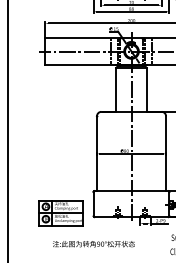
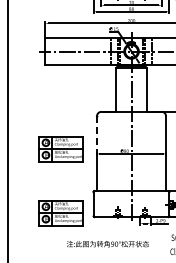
line: solid -> dashed (97, 135)
part: none -> present (60, 149)
text position: (93, 244) -> (107, 244) (107, 244)
